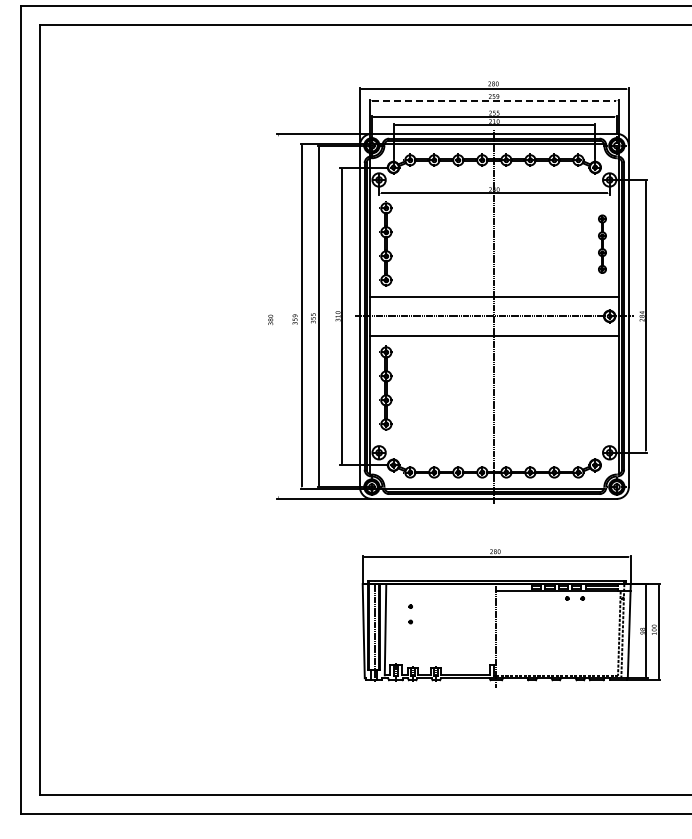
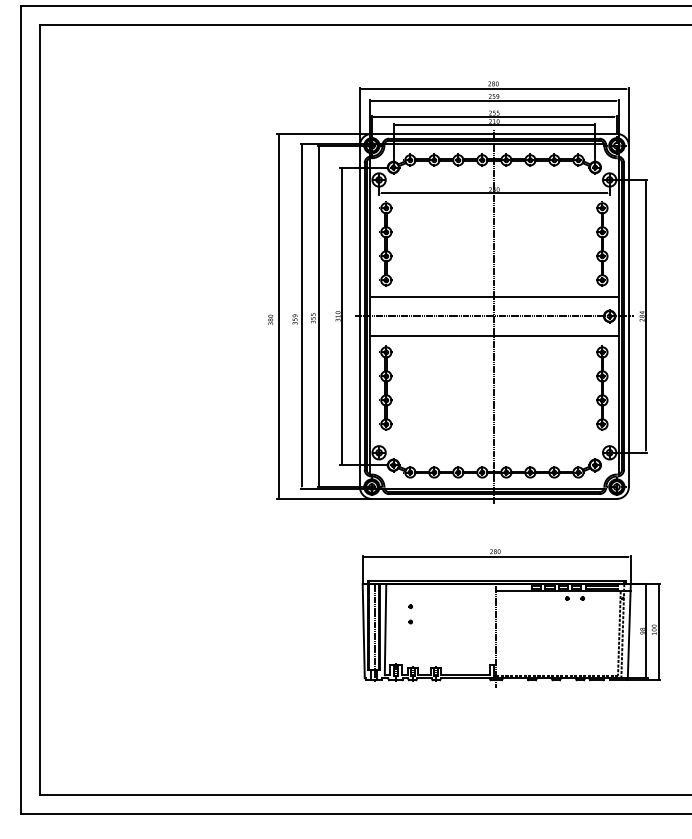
line: dashed -> solid (494, 100)
part size: 9x60 px -> 13x86 px (602, 243)
line: none -> present (278, 316)
part: none -> present (602, 387)
